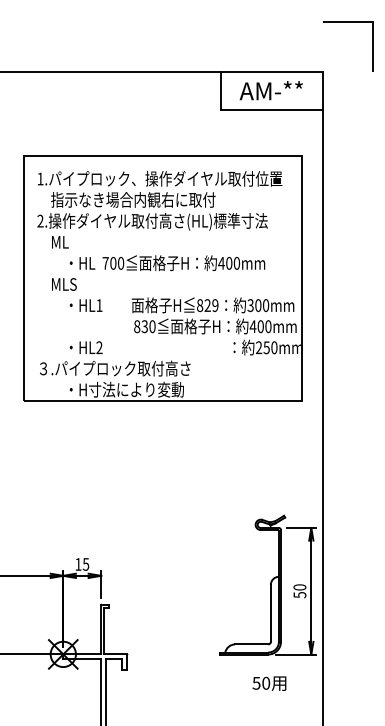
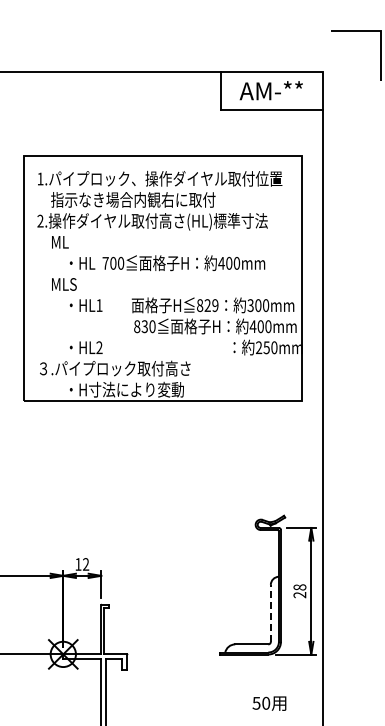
line position: (348, 22) -> (356, 31) (356, 31)
text: 15 -> 12 (85, 564)
text: 50 -> 28 (299, 591)
line: solid -> dashed (270, 612)
text position: (269, 683) -> (269, 703) (269, 703)
